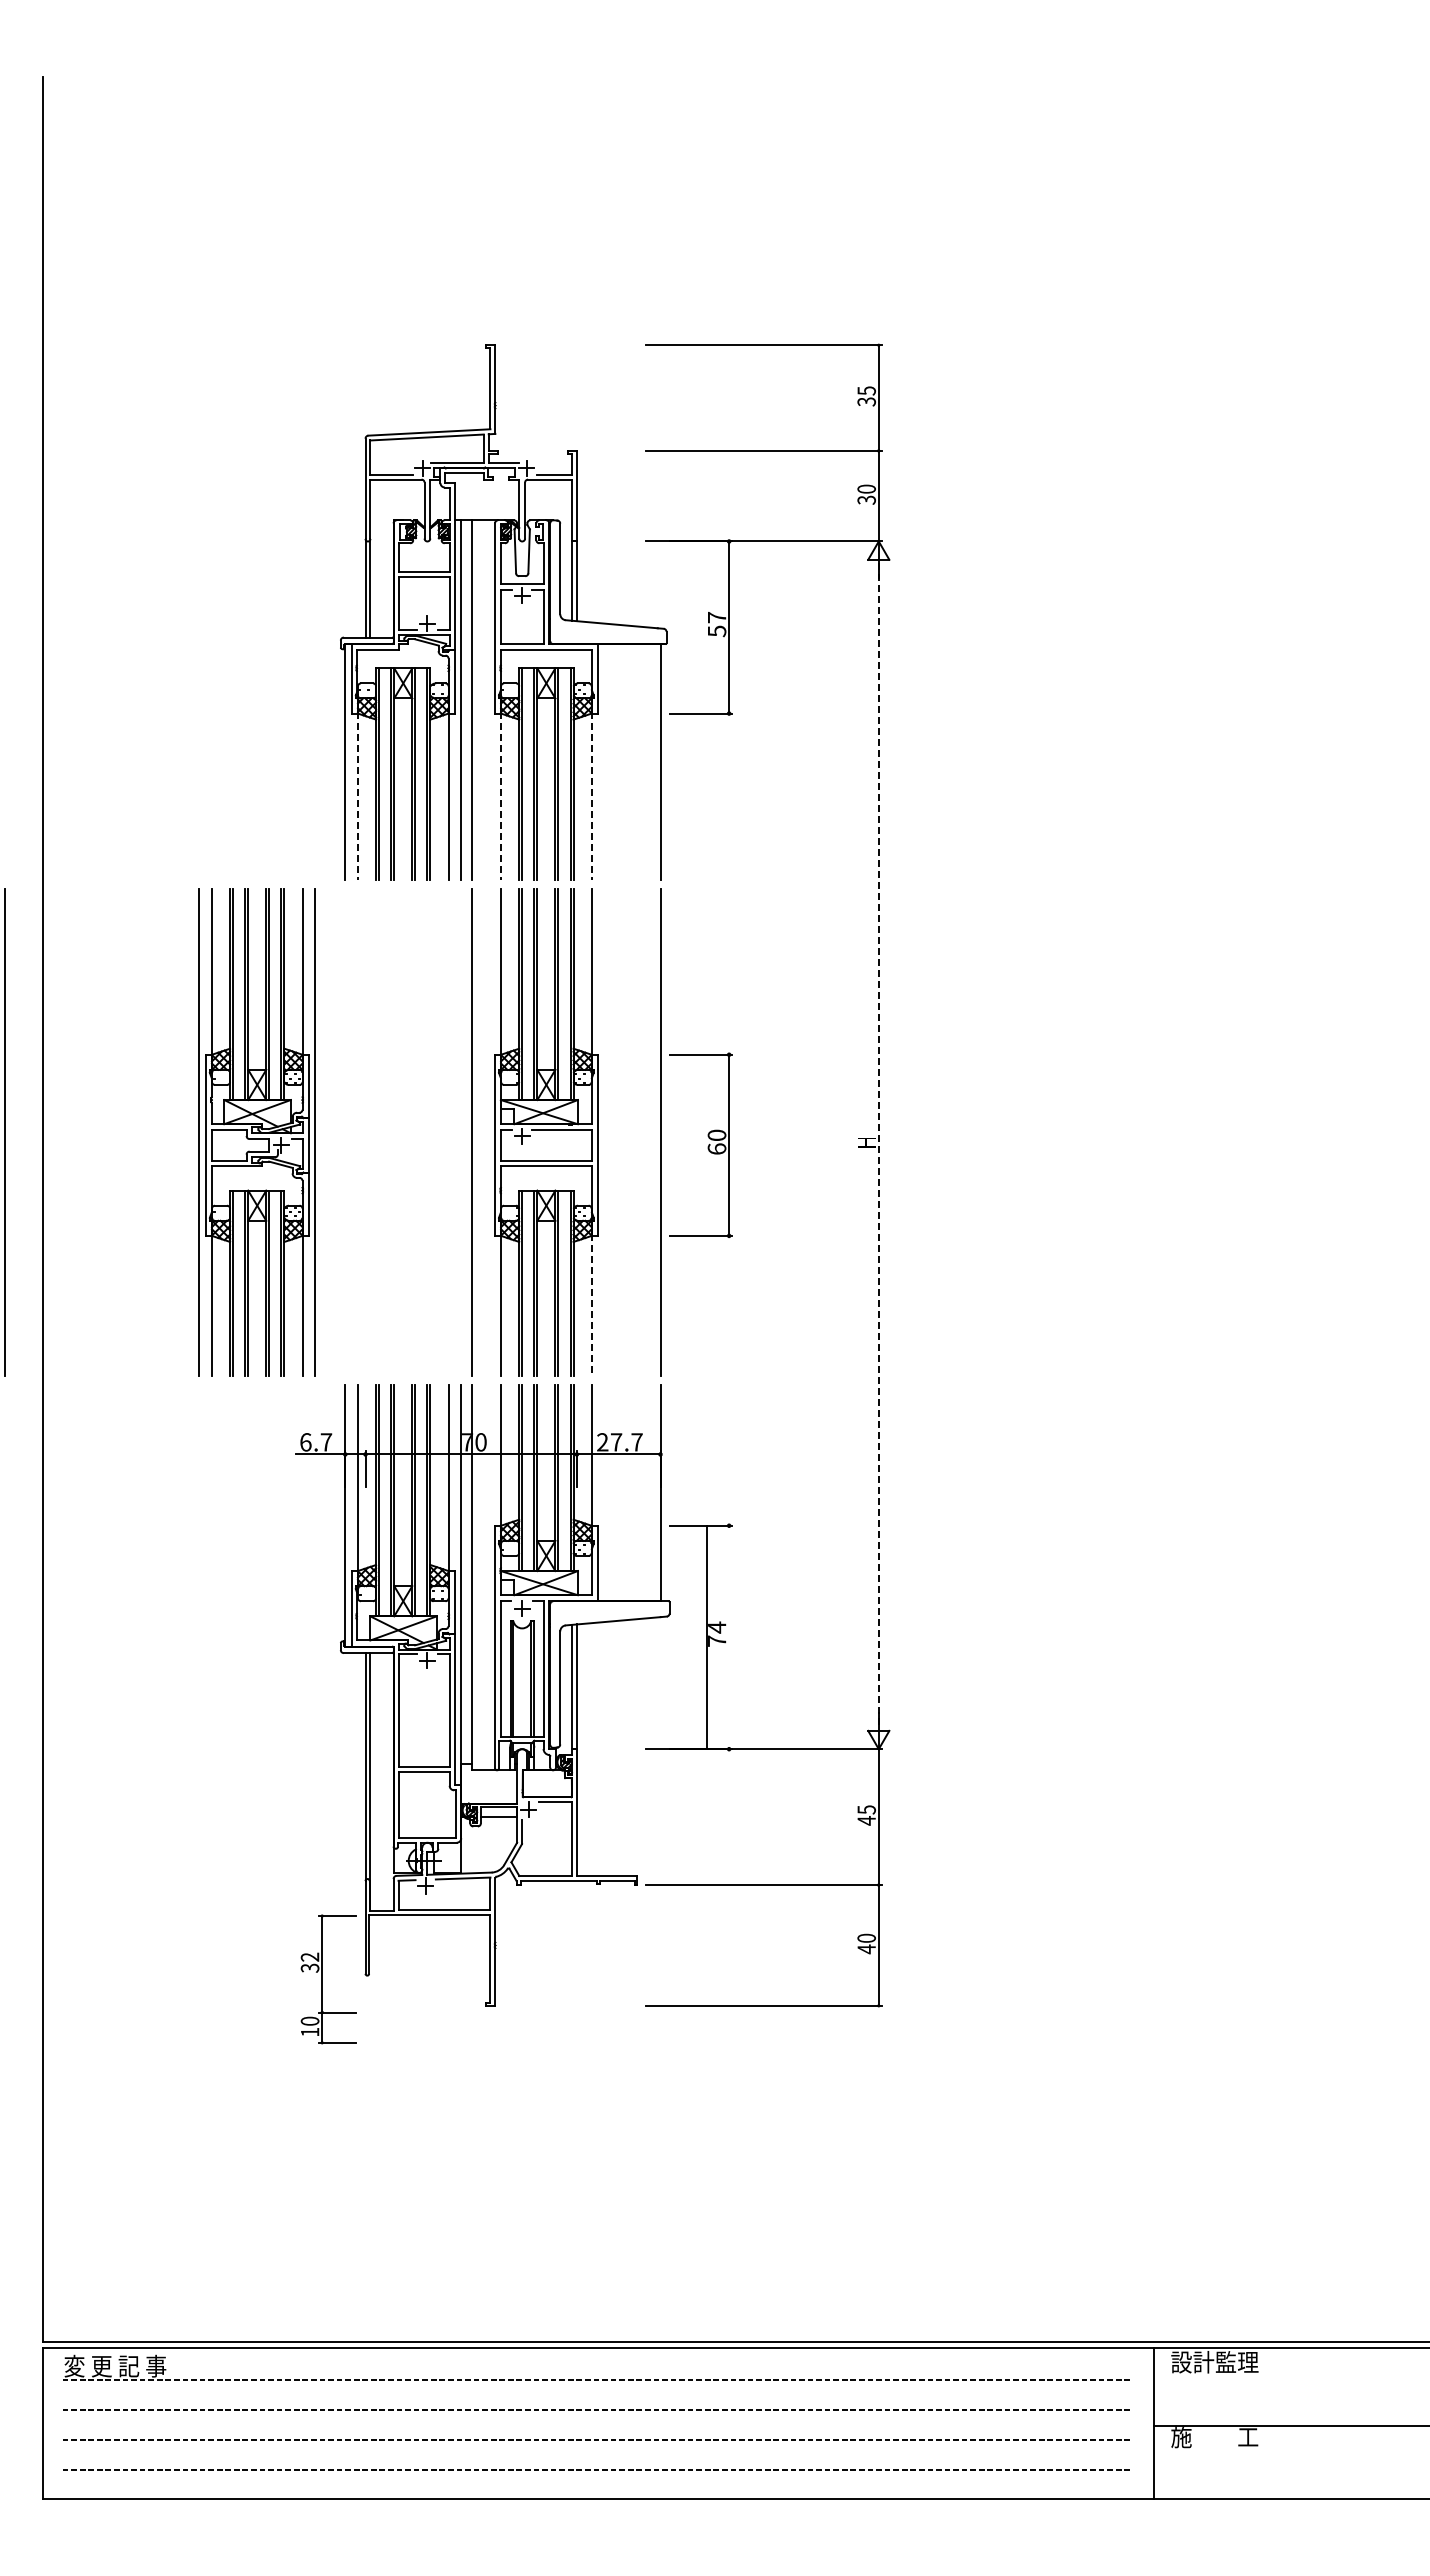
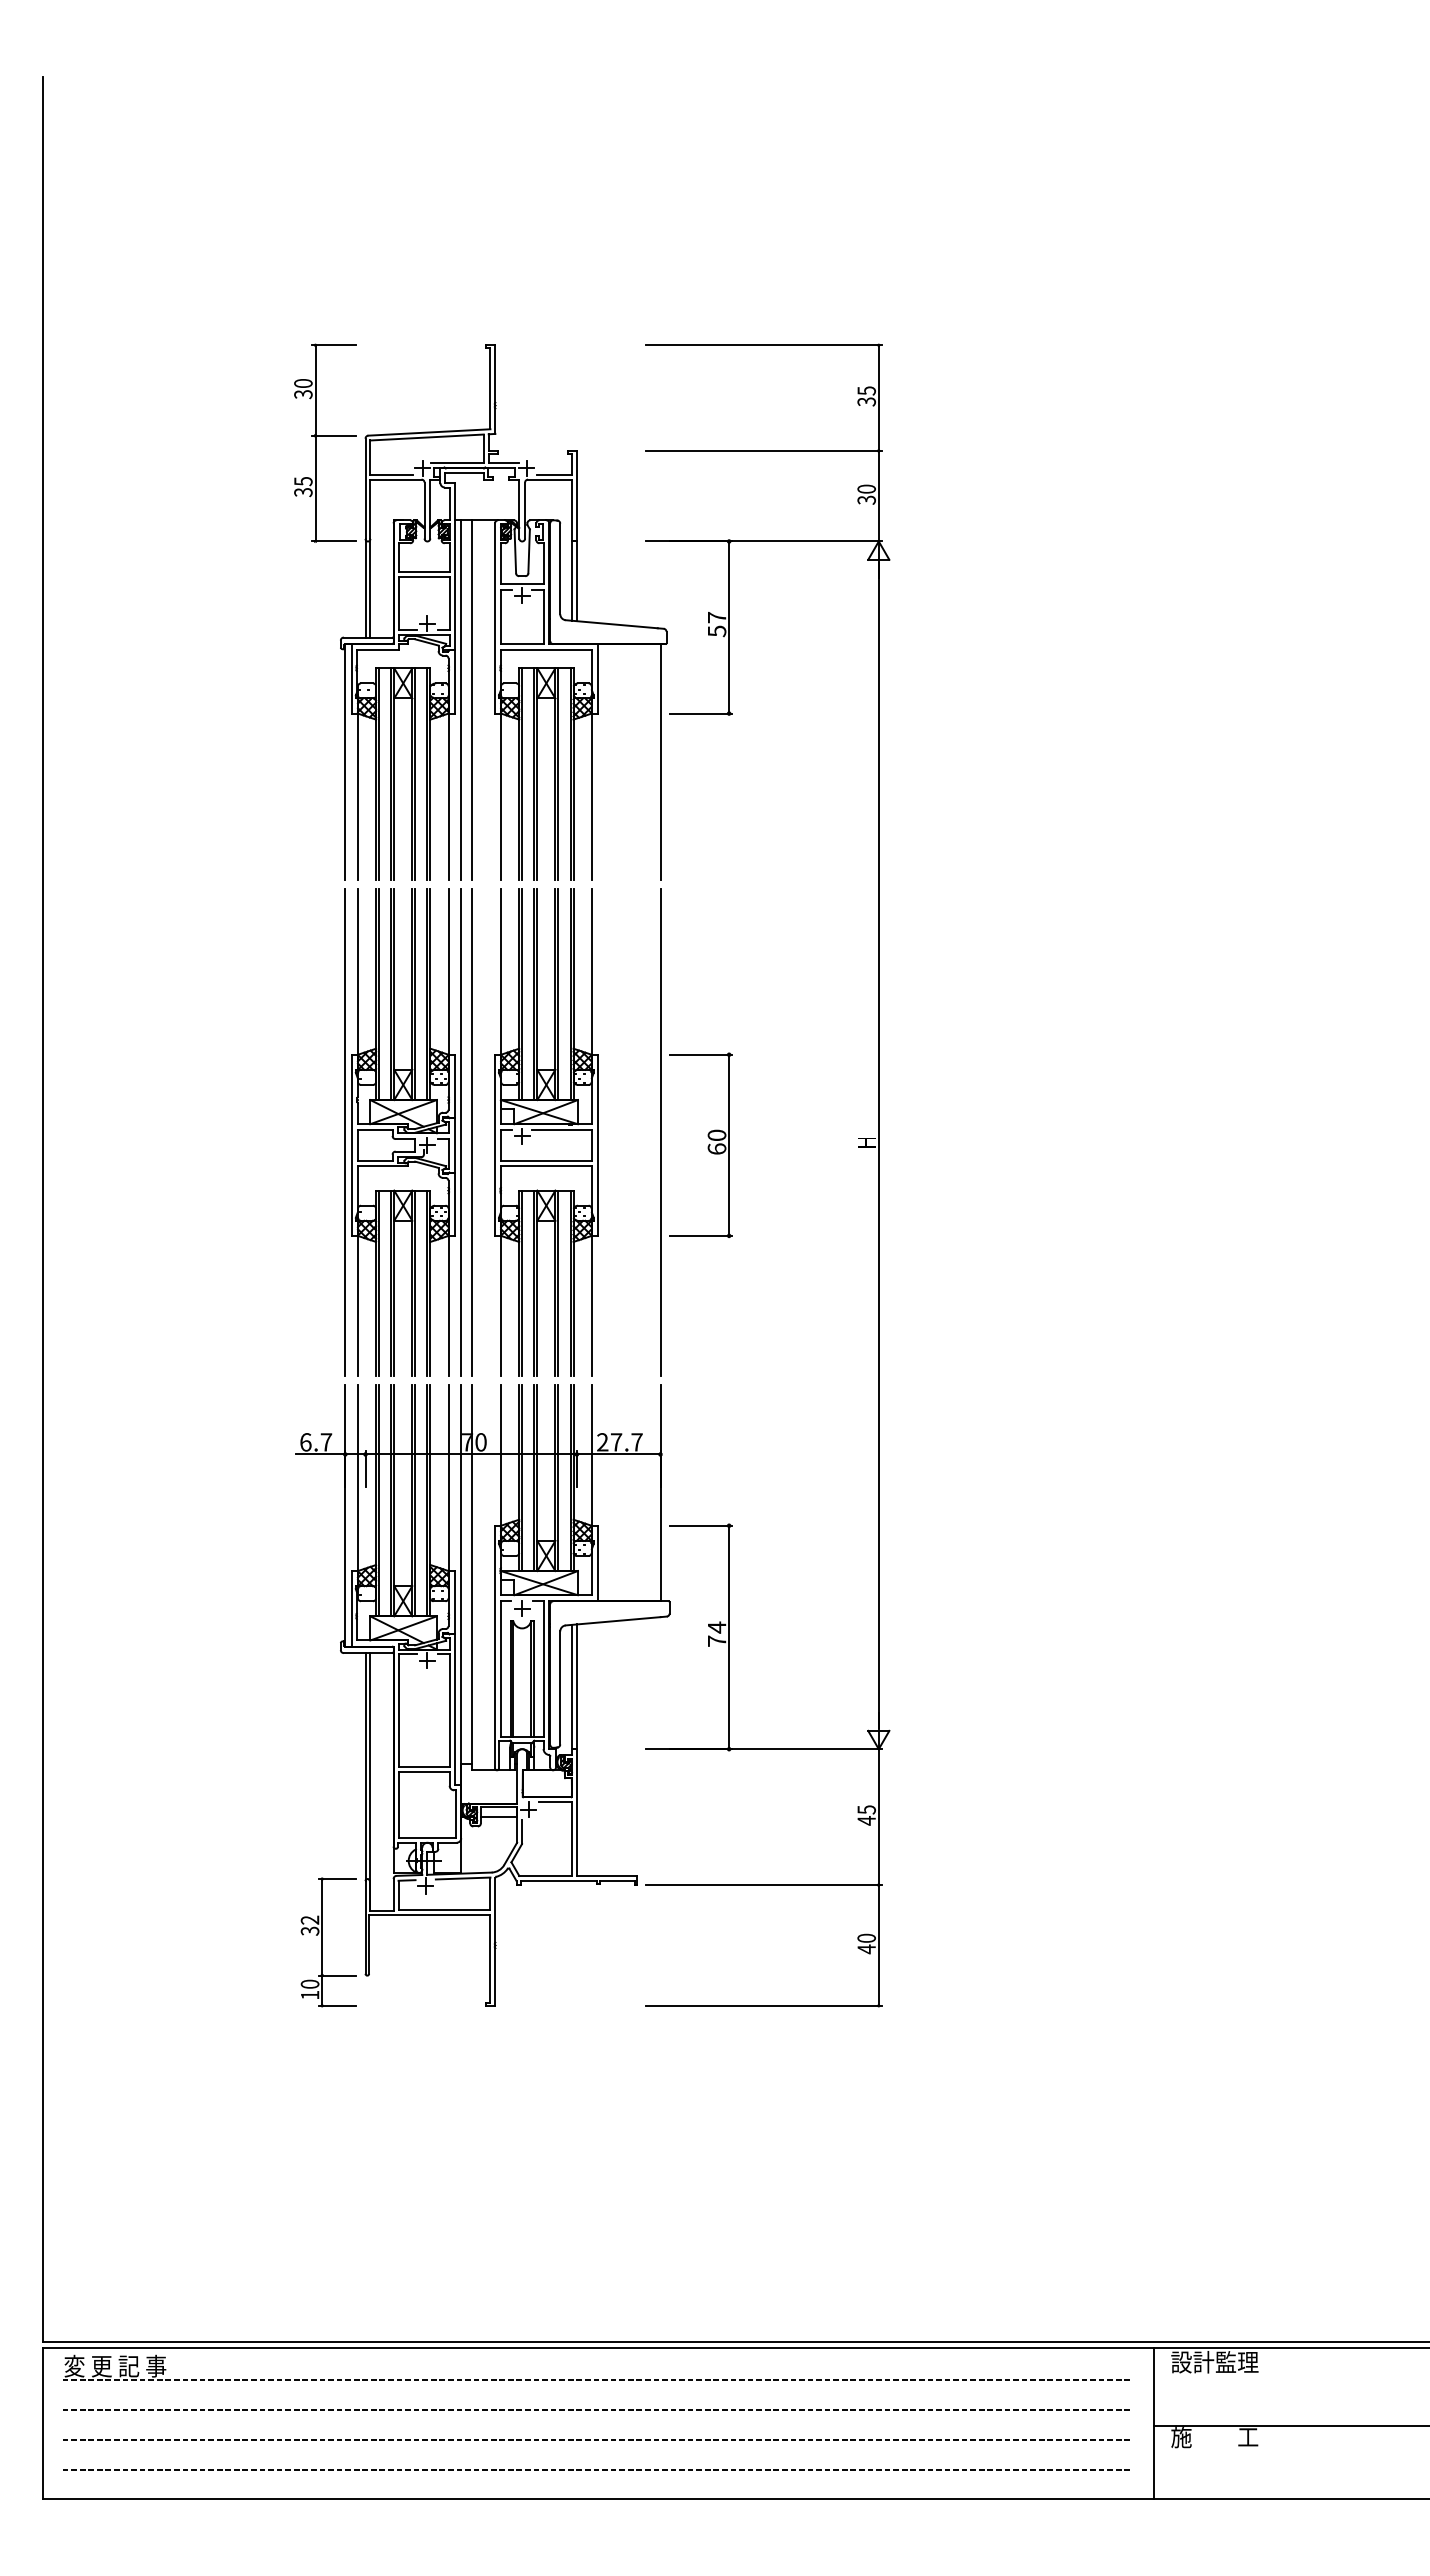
part: none -> present (325, 442)
line: dashed -> solid (357, 795)
line: dashed -> solid (501, 795)
line: dashed -> solid (591, 795)
line: present -> none (4, 1132)
part position: (256, 1132) -> (402, 1132) (402, 1132)
line: dashed -> solid (878, 1145)
line: dashed -> solid (591, 1305)
line position: (707, 1637) -> (729, 1637) (729, 1637)
part position: (328, 1979) -> (328, 1942) (328, 1942)
